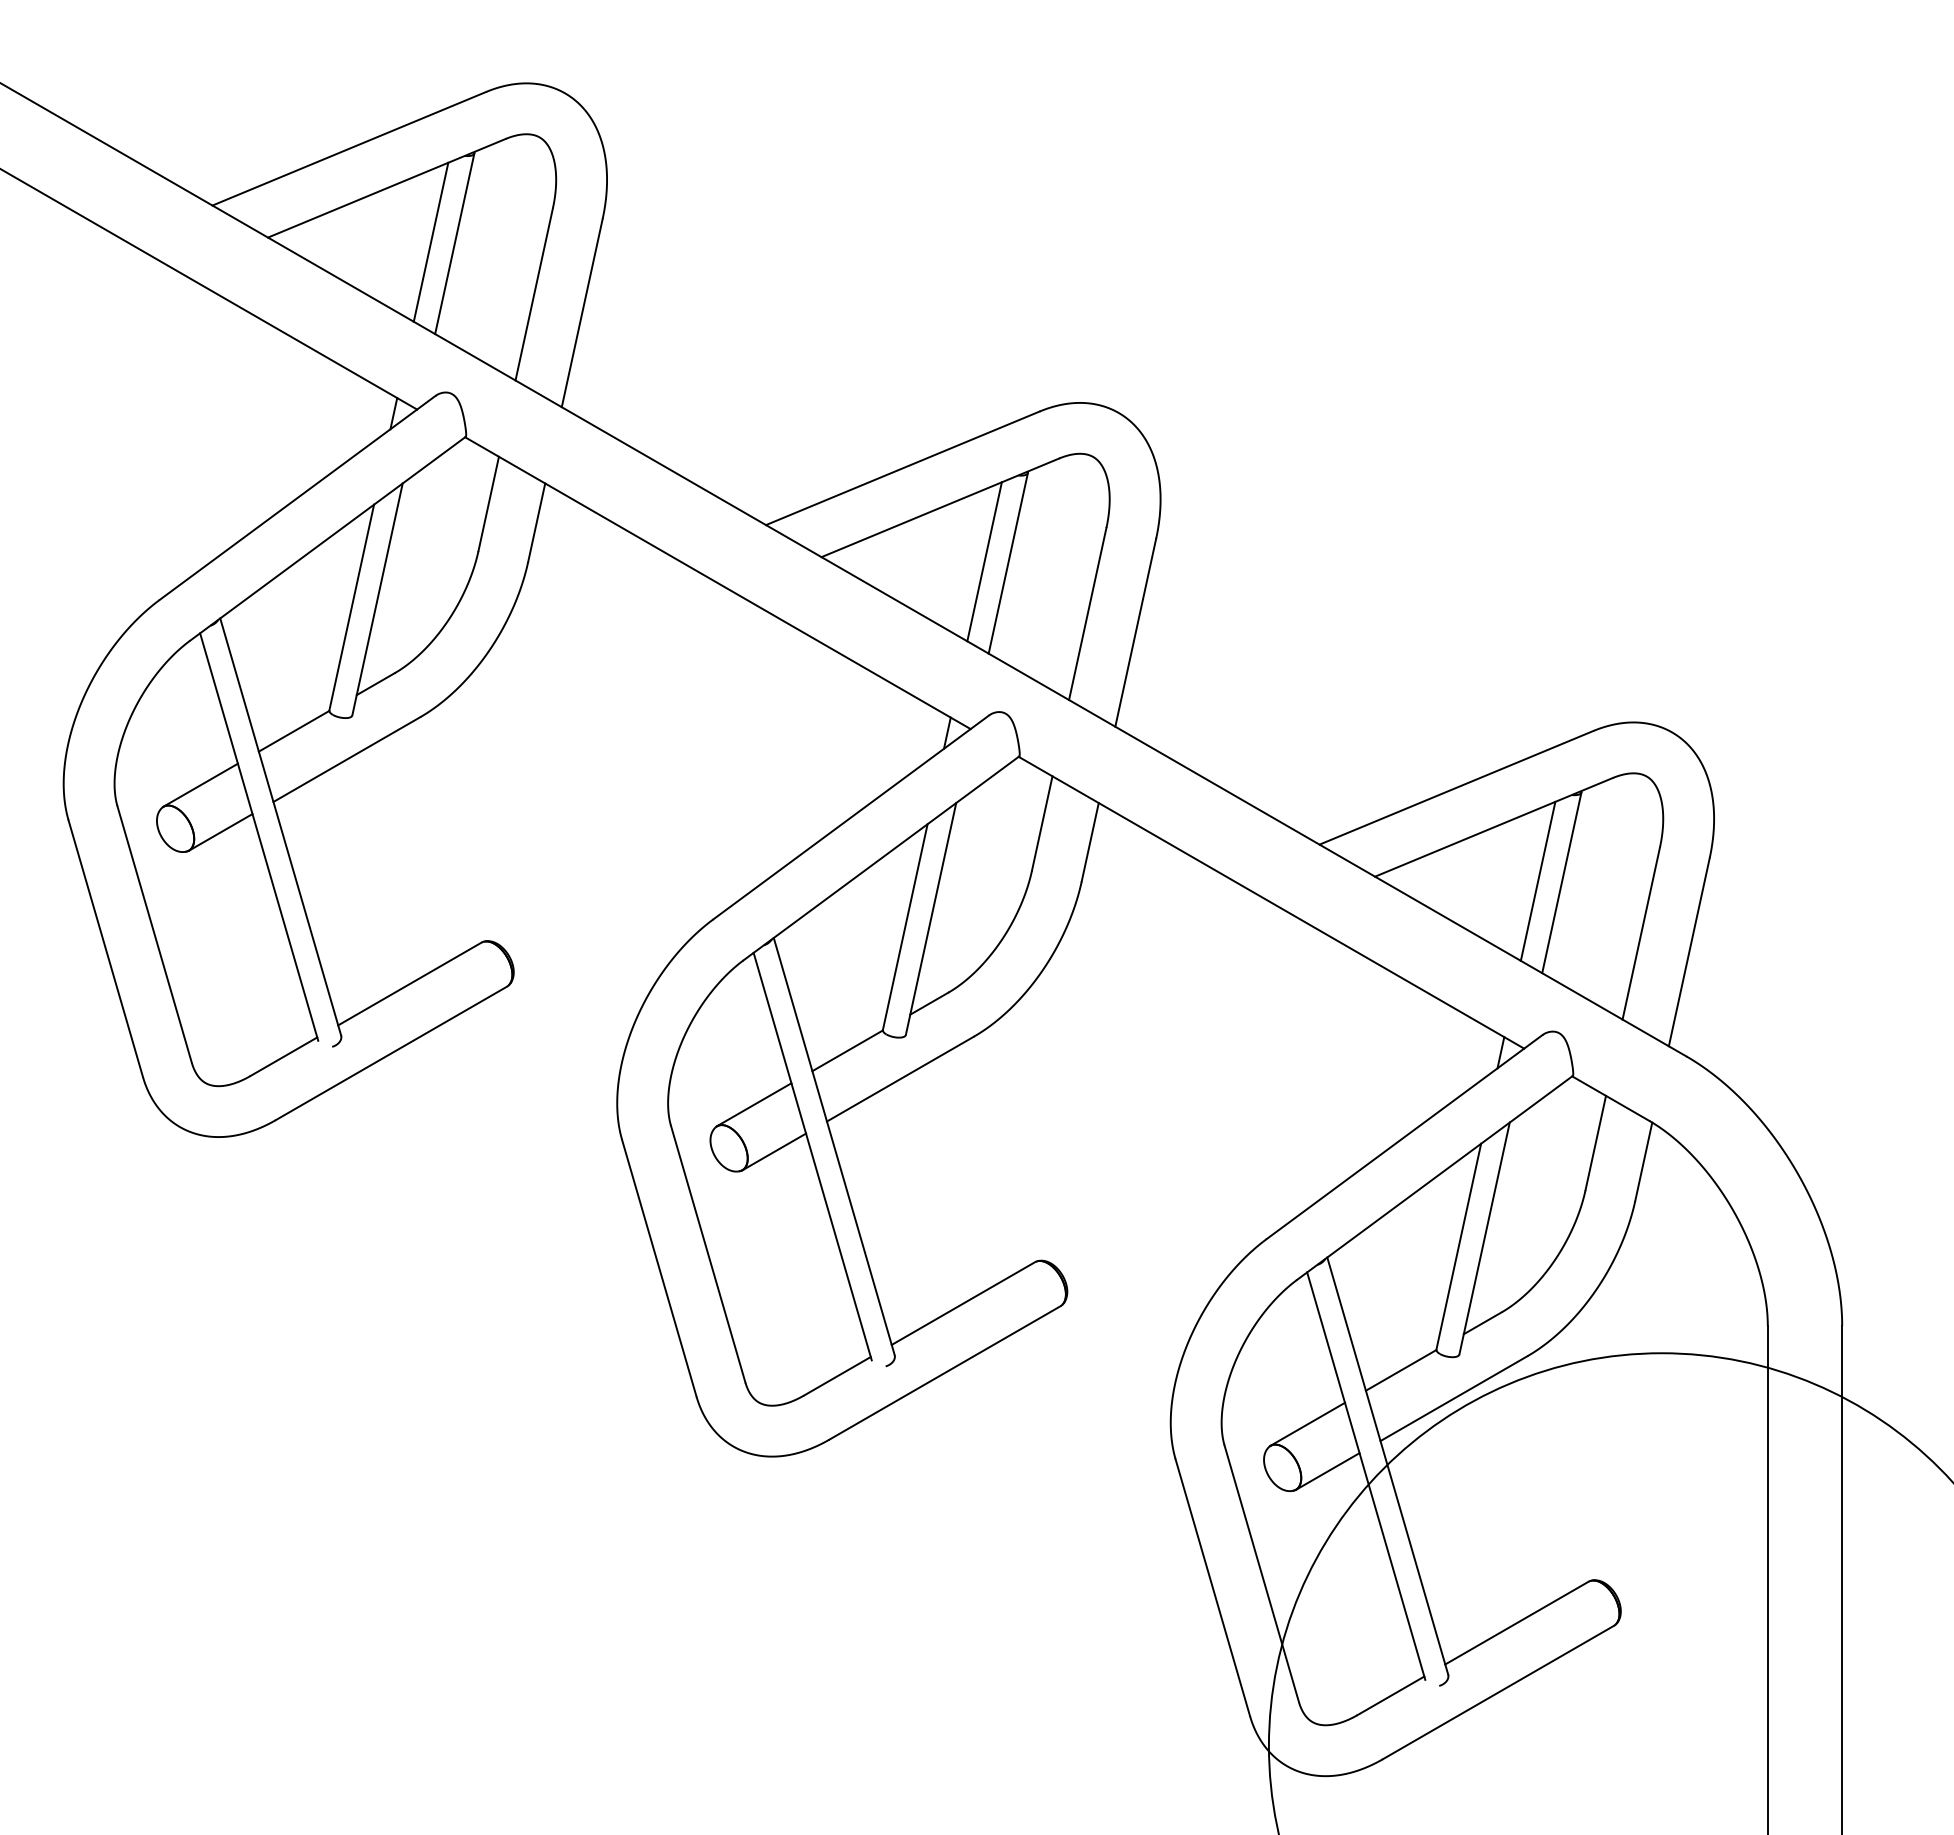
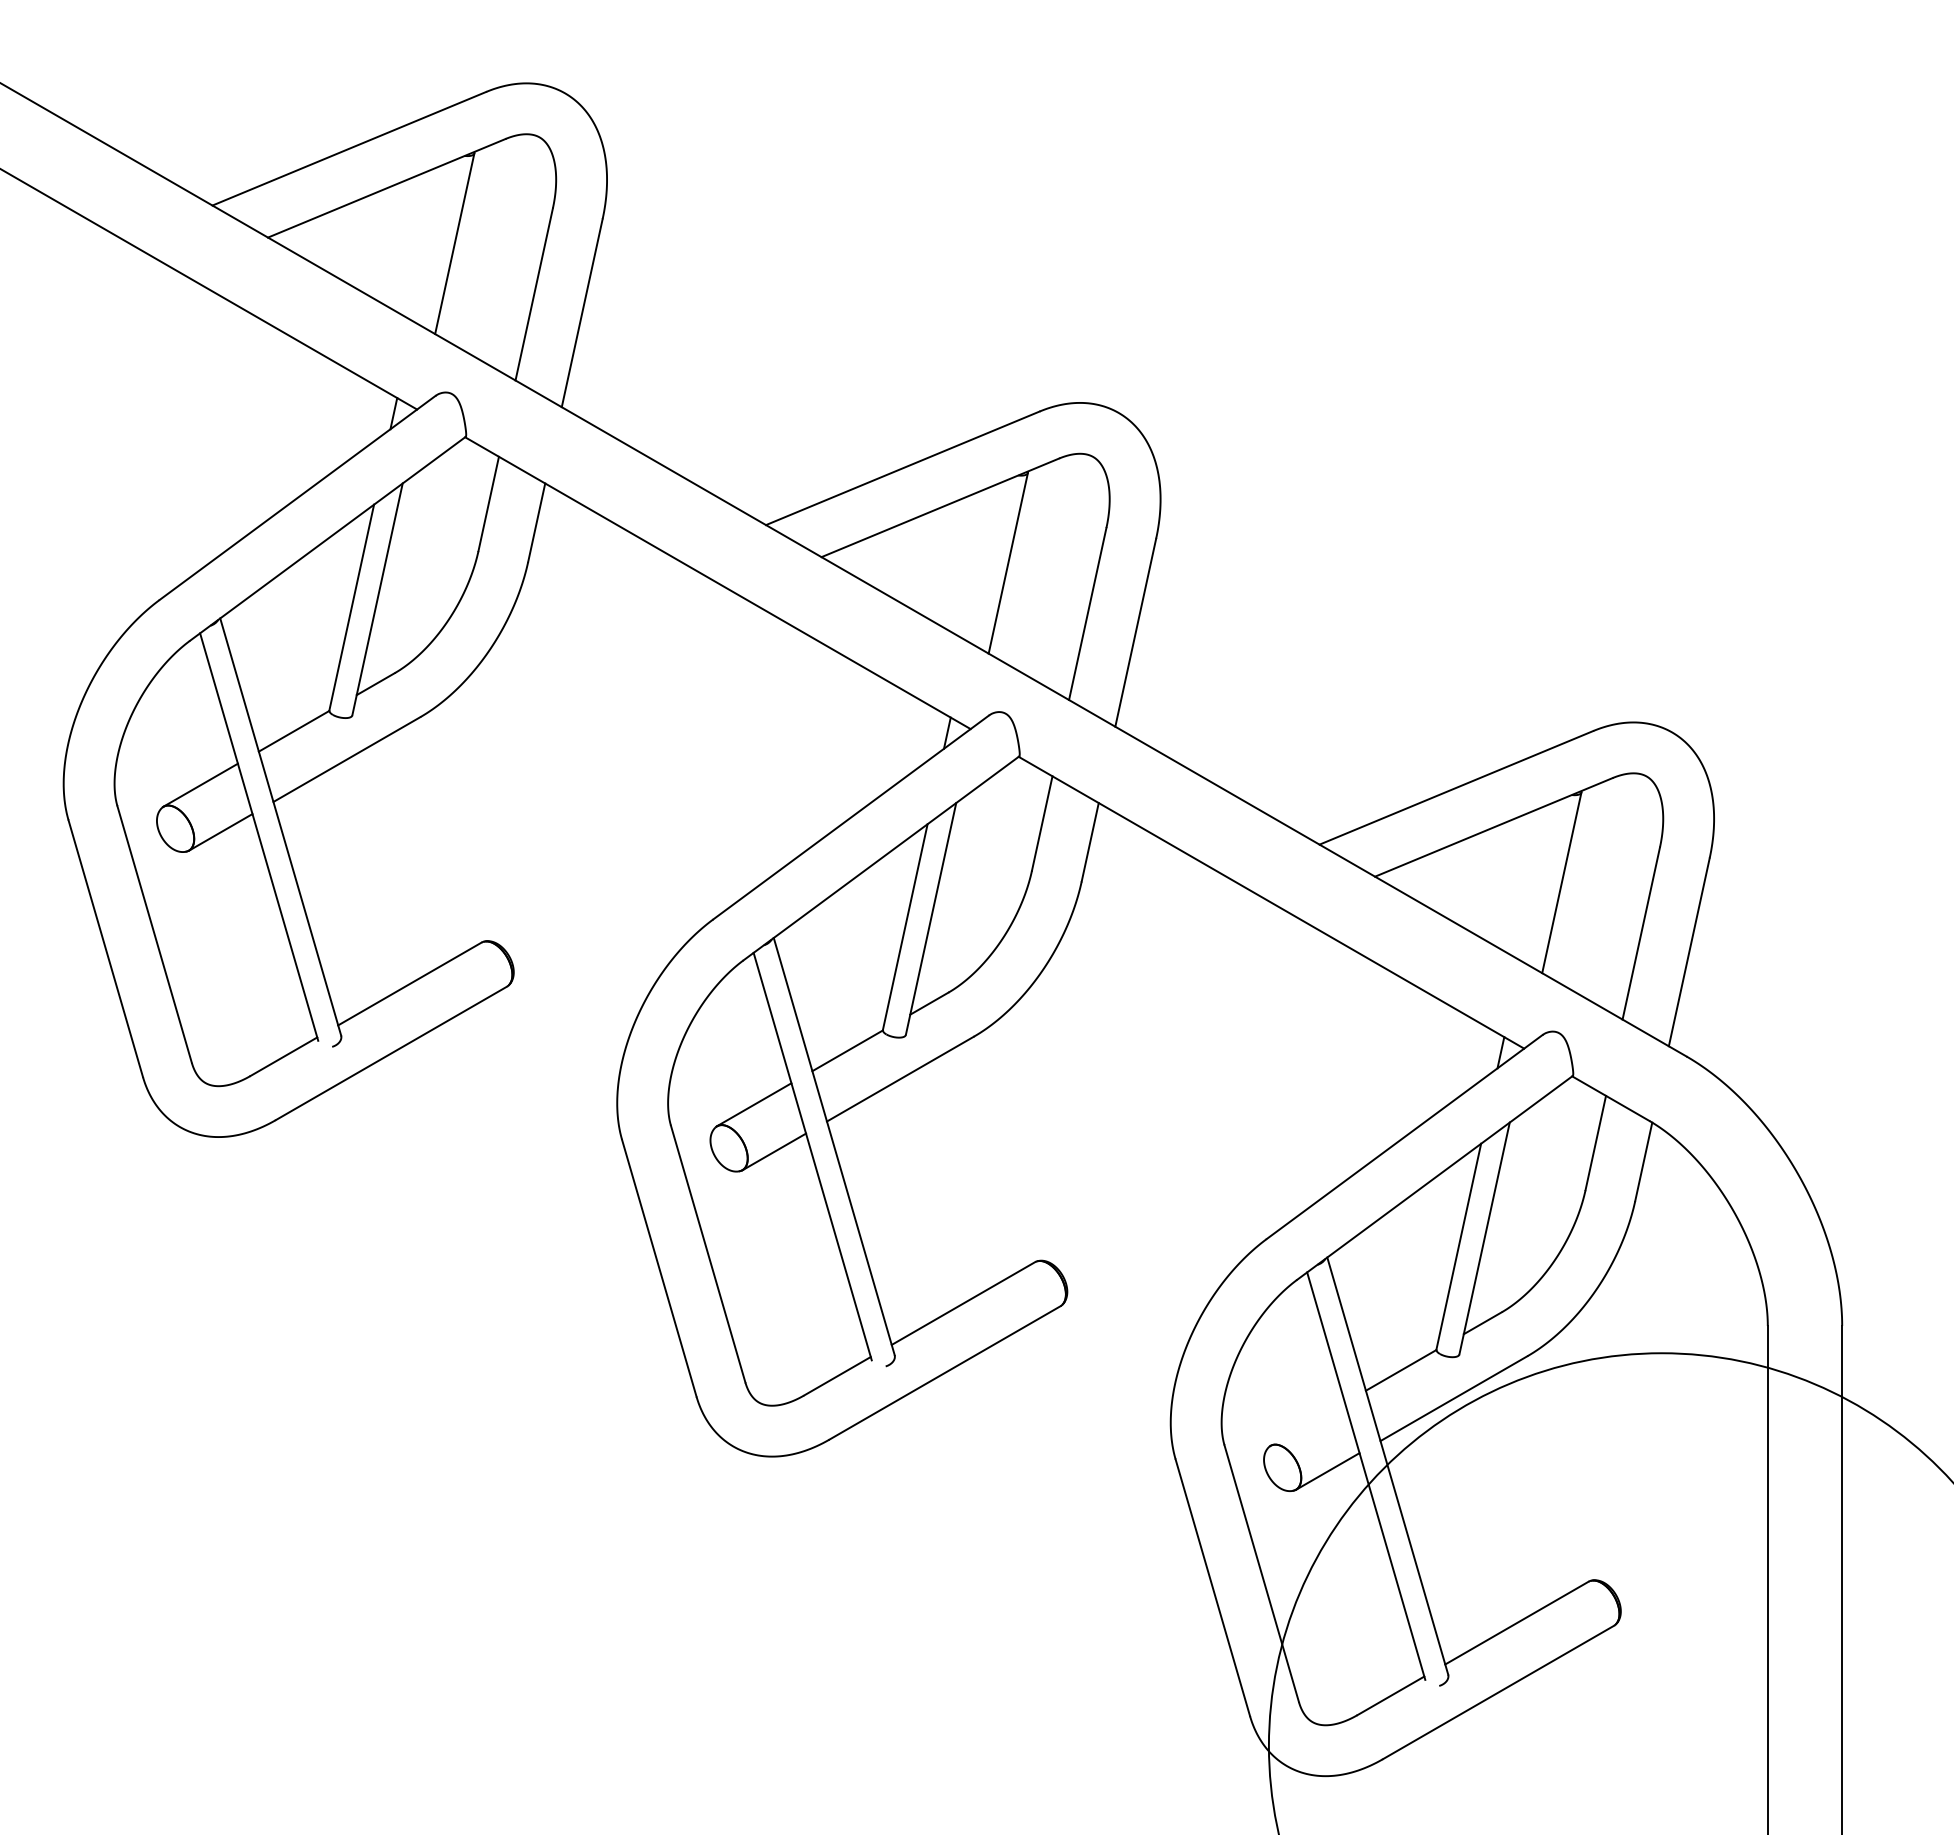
line: present -> none (430, 241)
line: present -> none (984, 561)
line: present -> none (1537, 880)
line: present -> none (1307, 1423)
